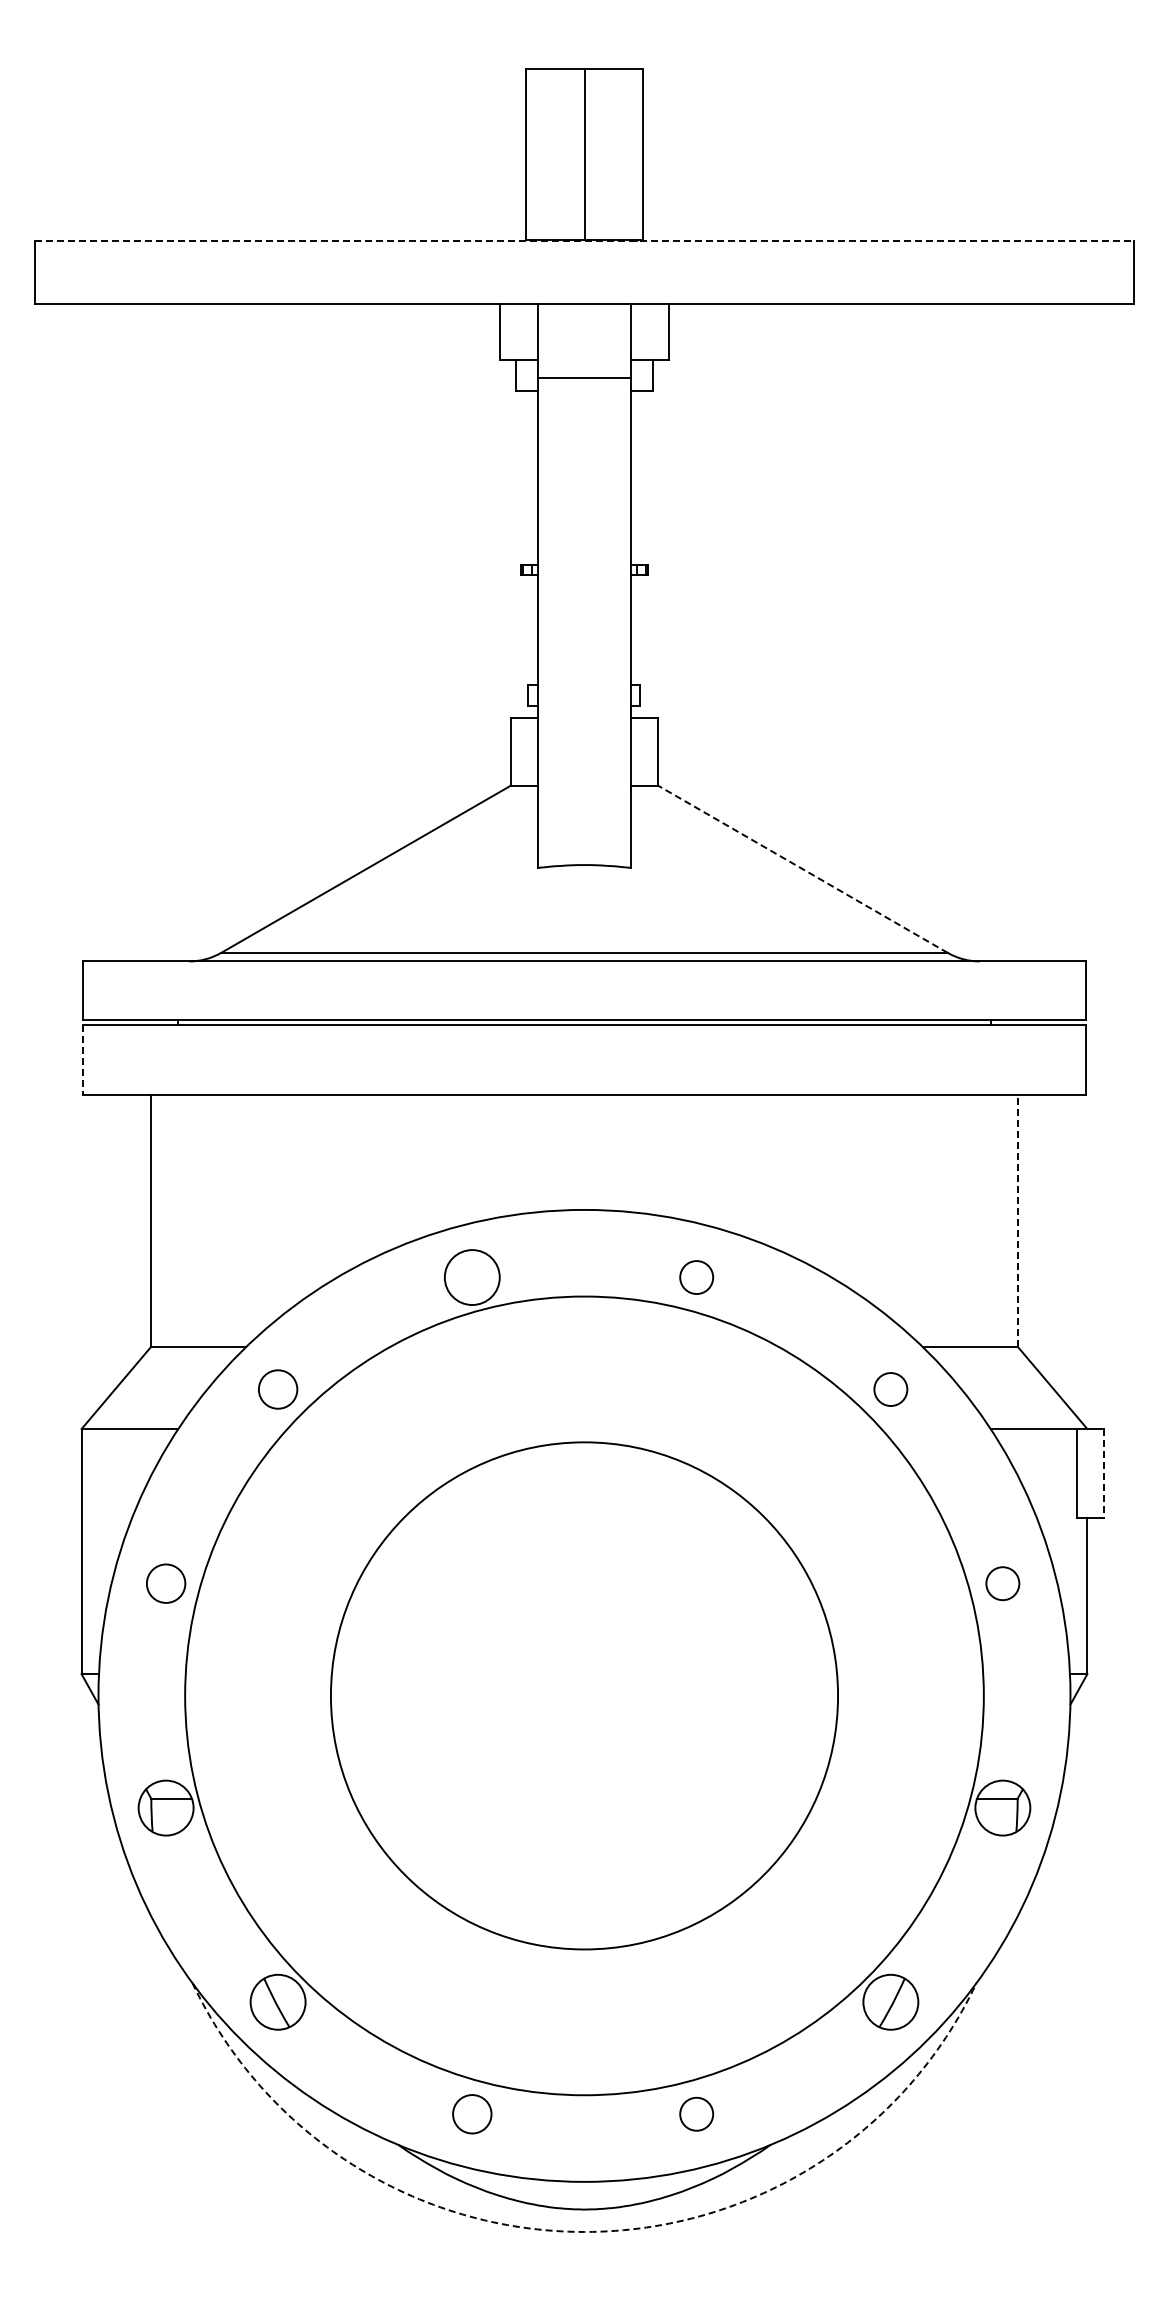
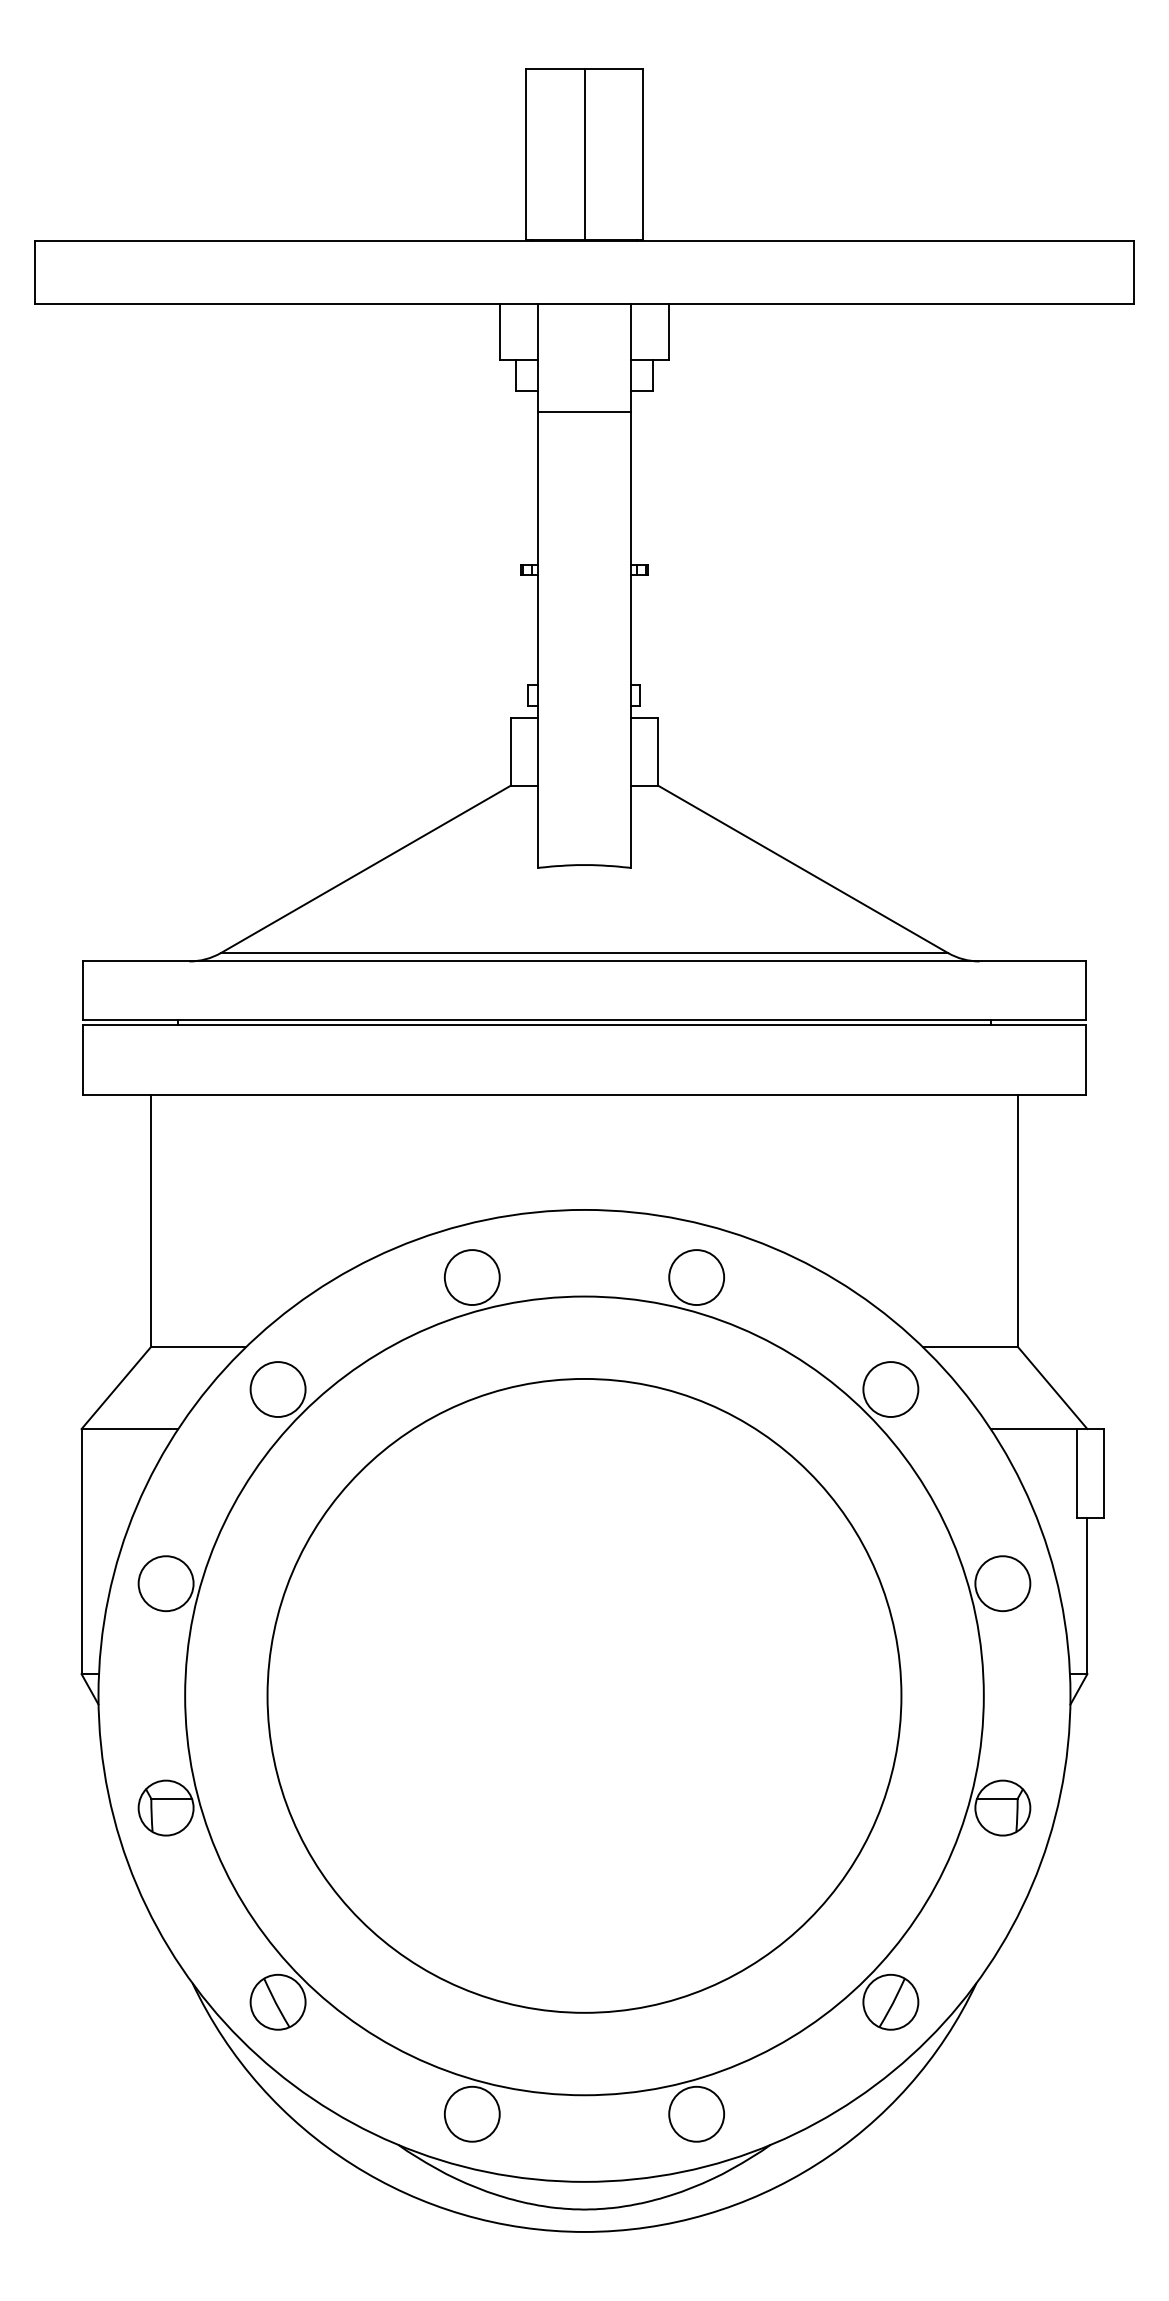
line: dashed -> solid (584, 240)
line position: (584, 377) -> (584, 411) (584, 411)
line: dashed -> solid (802, 869)
line: dashed -> solid (82, 1060)
line: dashed -> solid (1017, 1220)
circle diameter: 33 px -> 55 px (696, 1277)
circle diameter: 38 px -> 55 px (277, 1389)
circle diameter: 33 px -> 55 px (890, 1389)
line: dashed -> solid (1104, 1473)
circle diameter: 38 px -> 55 px (165, 1583)
circle diameter: 33 px -> 55 px (1002, 1583)
circle diameter: 507 px -> 634 px (584, 1695)
circle diameter: 33 px -> 55 px (696, 2113)
circle diameter: 38 px -> 55 px (471, 2113)
arc: dashed -> solid (584, 2231)
